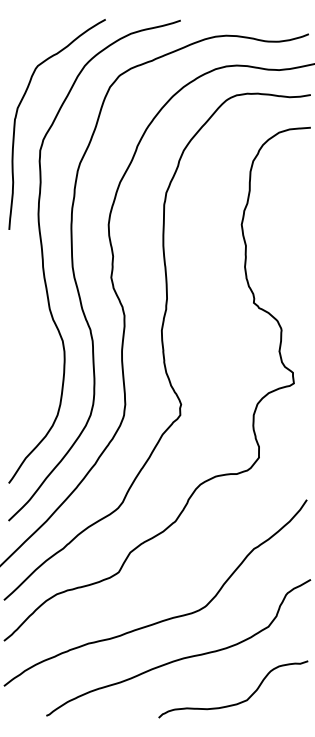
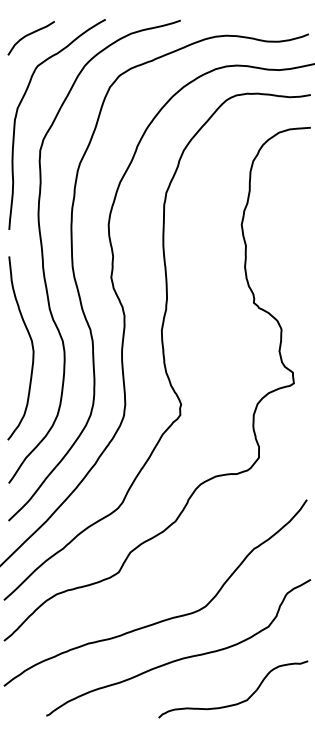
curve: none -> present (29, 35)
curve: none -> present (31, 346)
